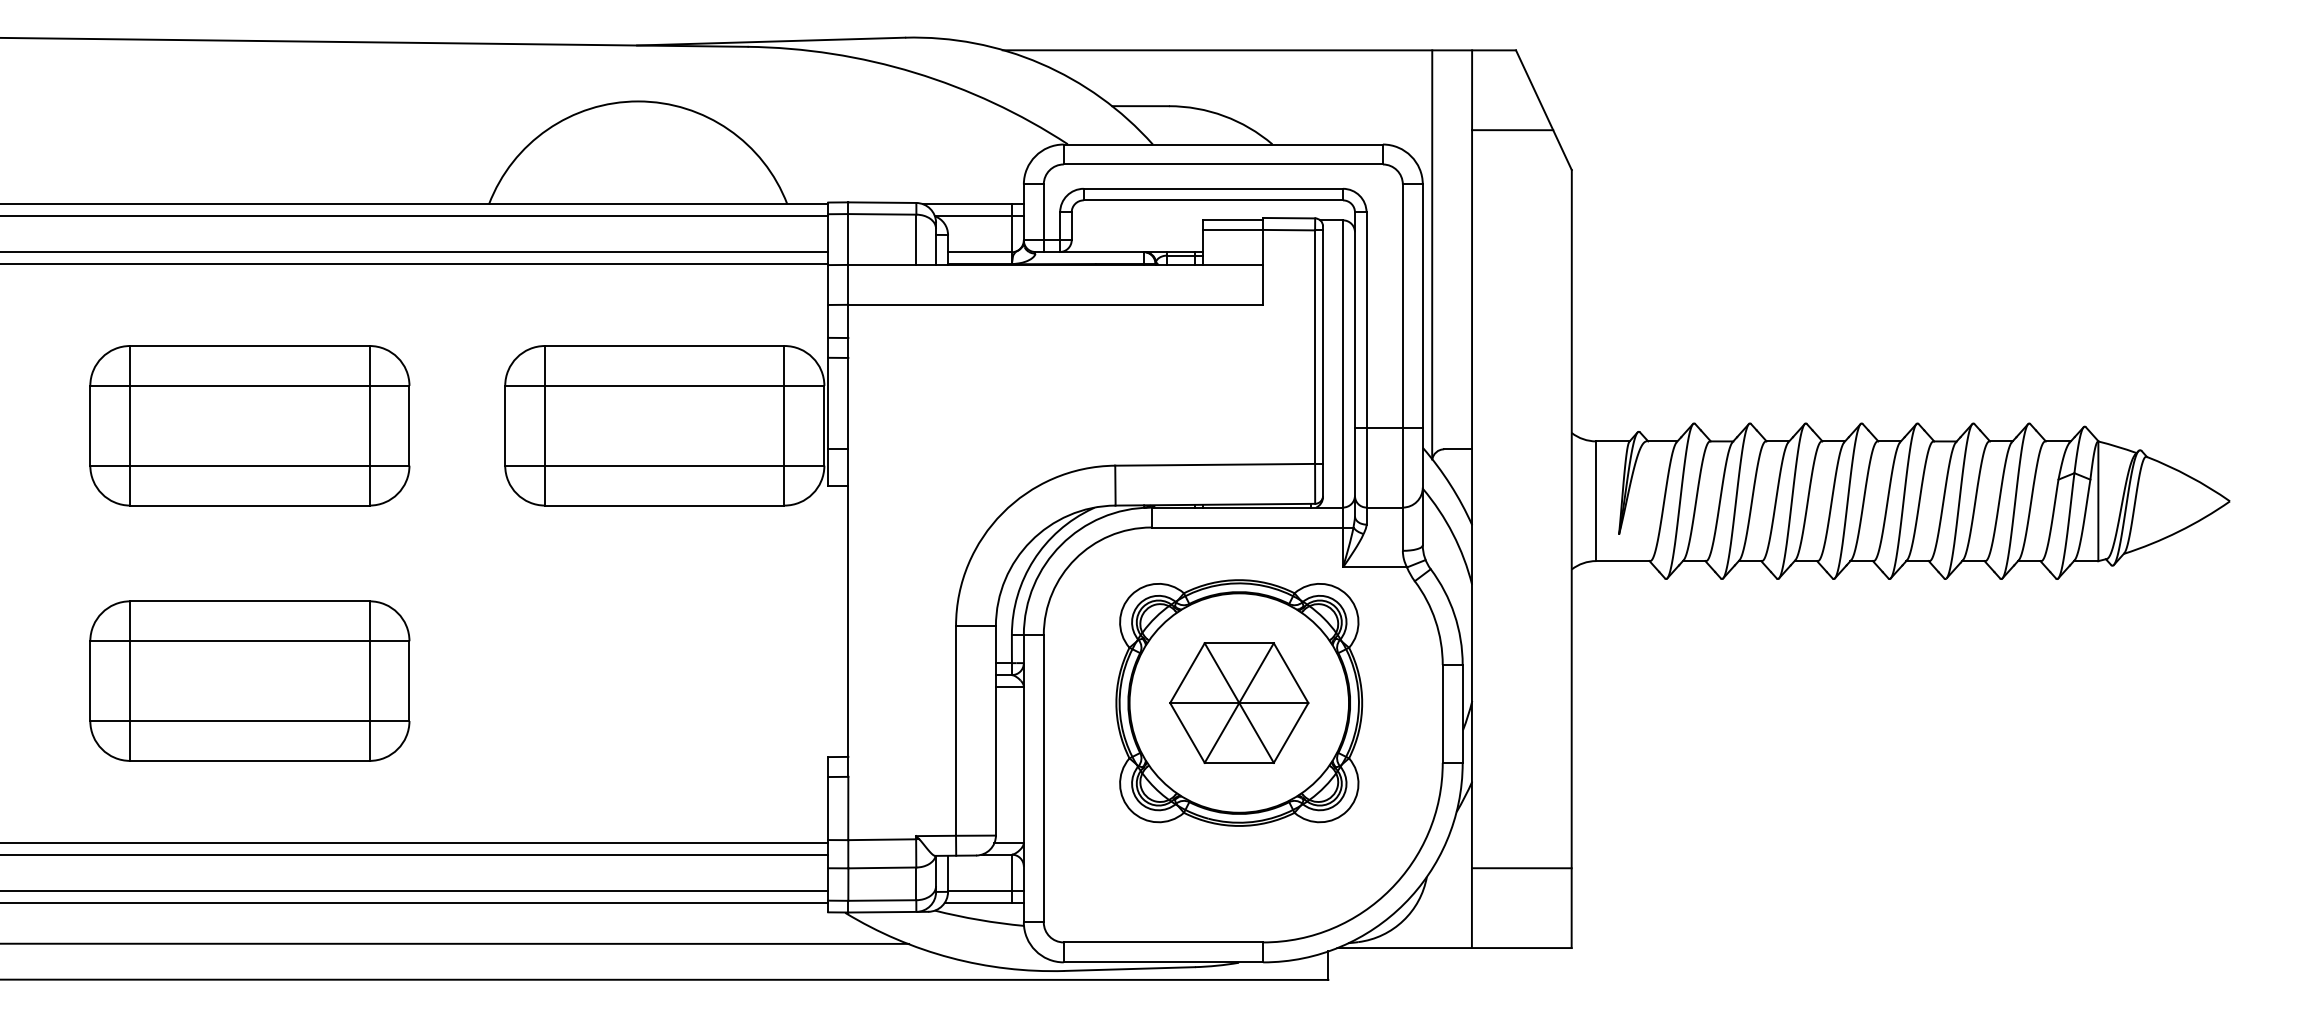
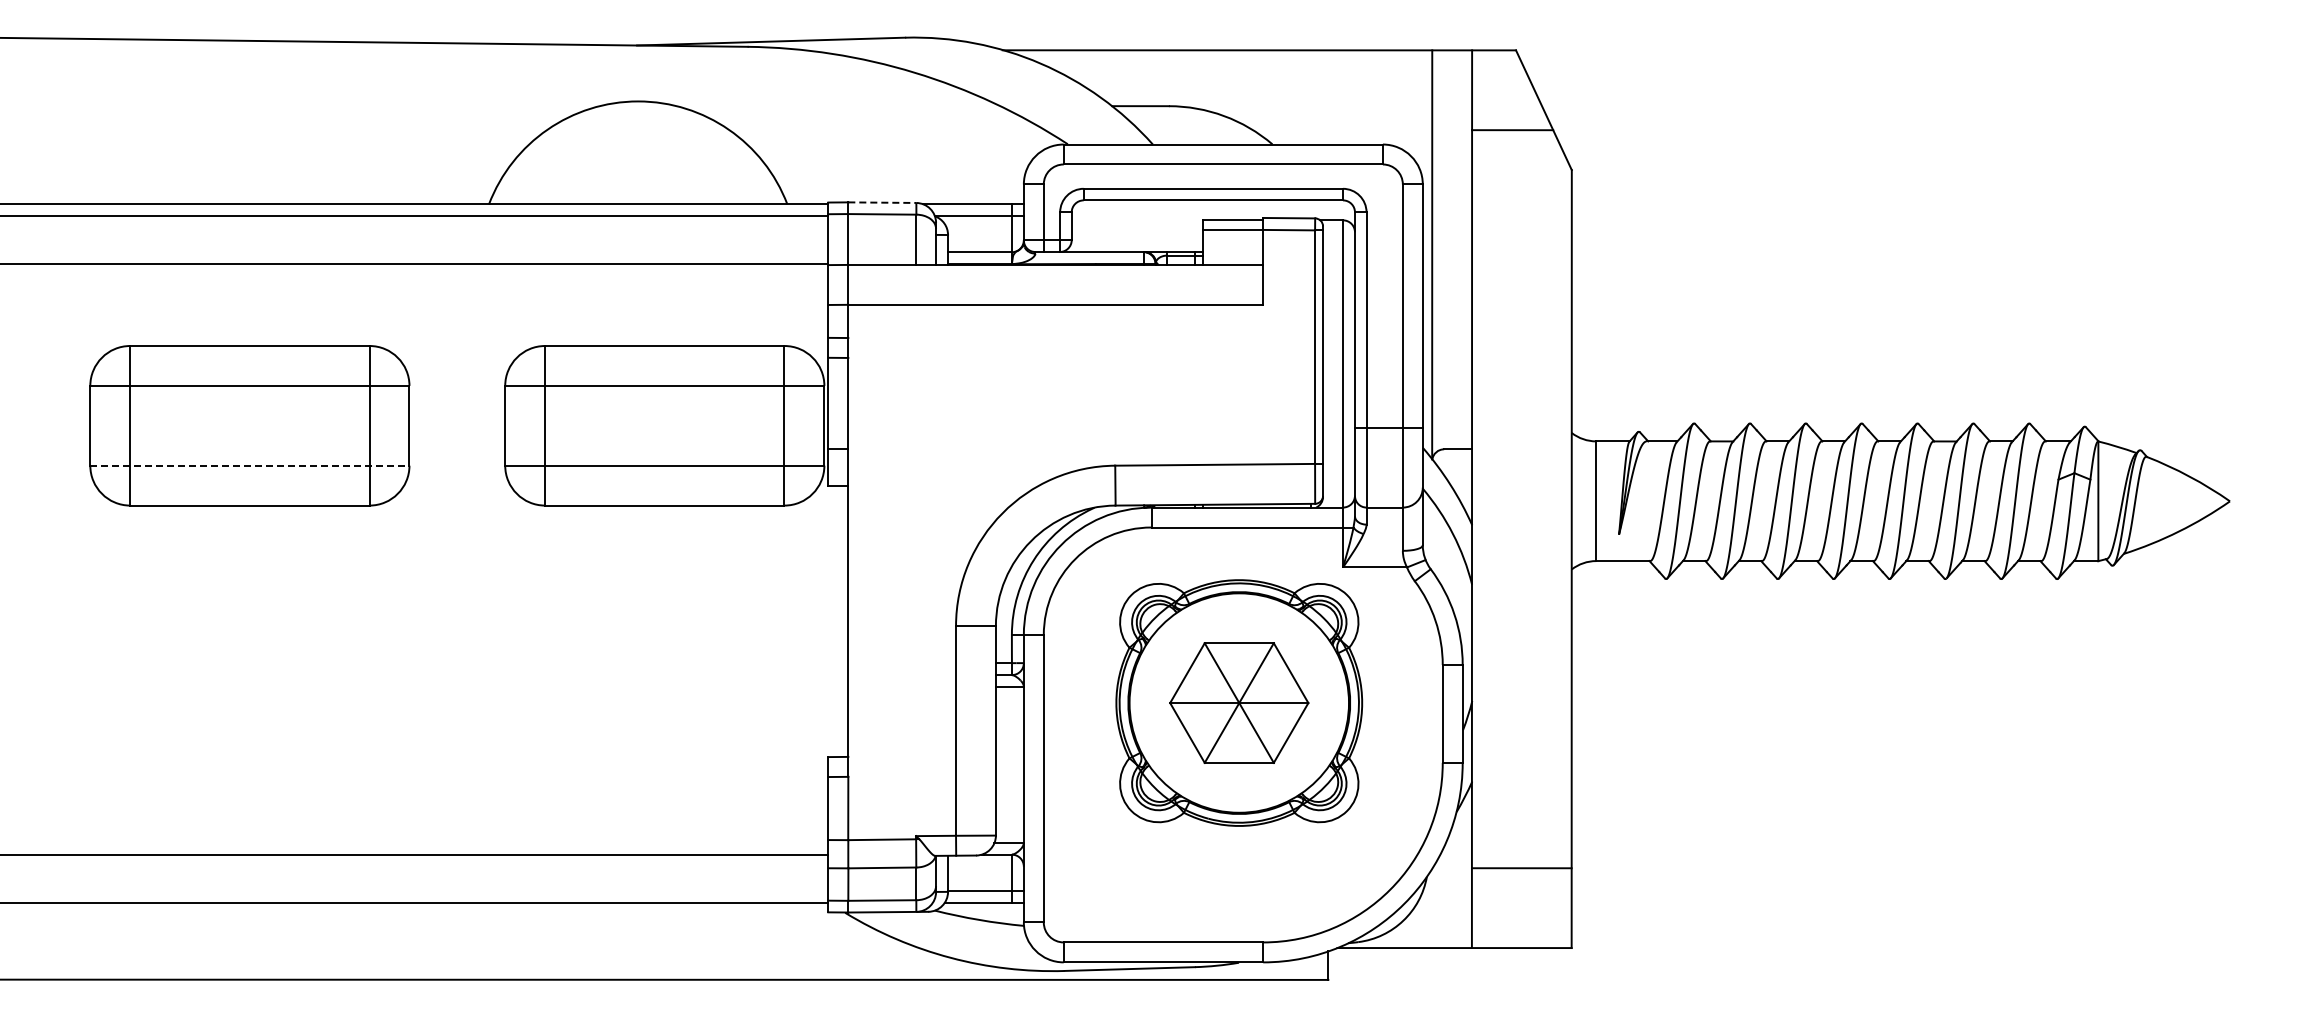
line: solid -> dashed (882, 202)
line: present -> none (415, 252)
line: solid -> dashed (249, 465)
part: present -> none (249, 680)
line: present -> none (415, 842)
line: present -> none (415, 890)
line: present -> none (455, 943)
